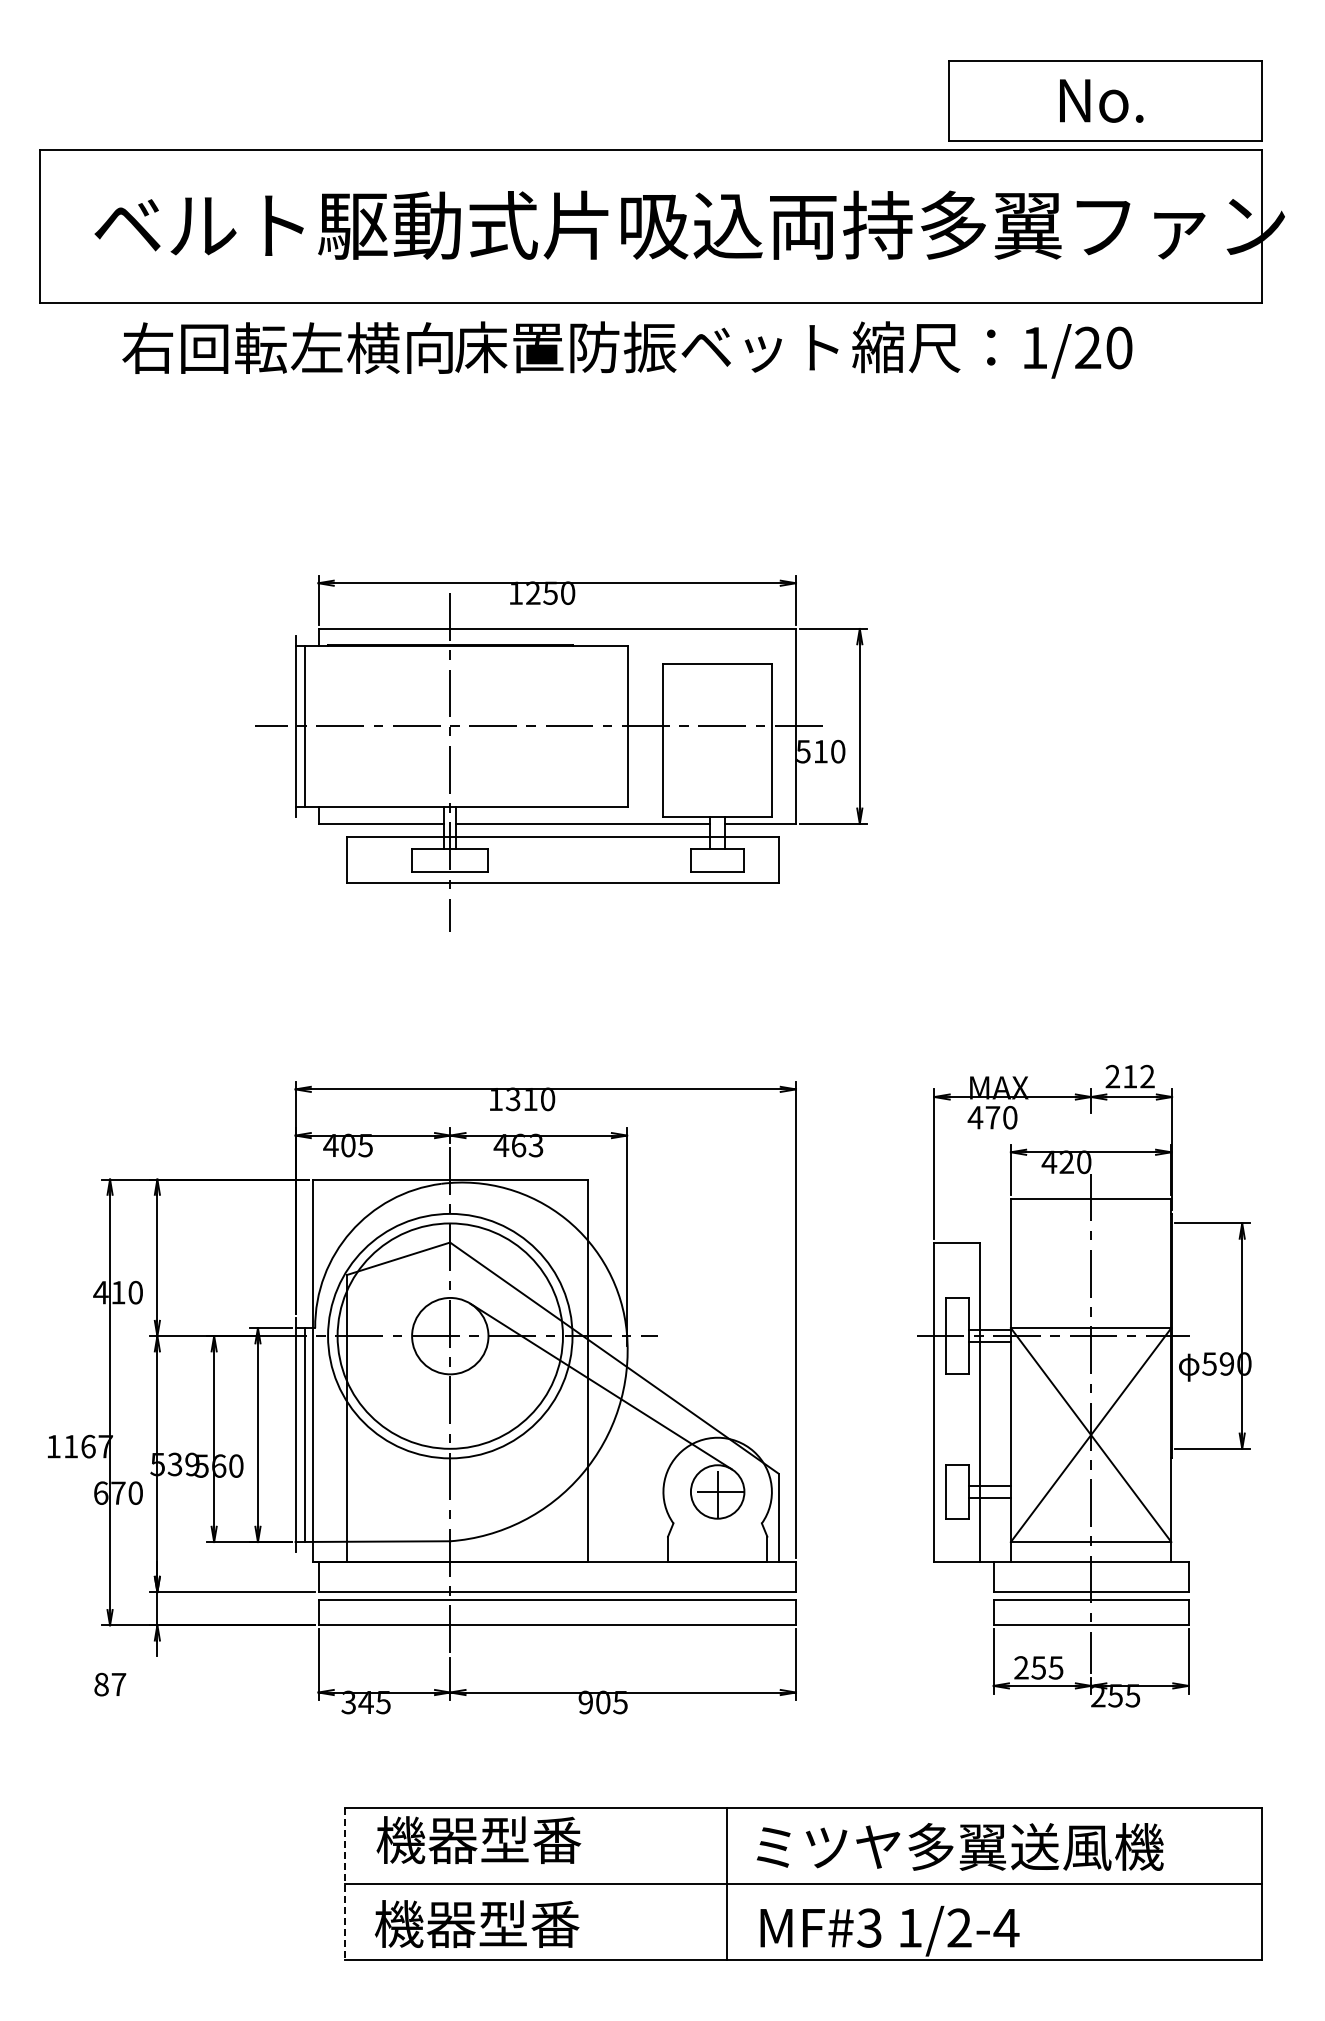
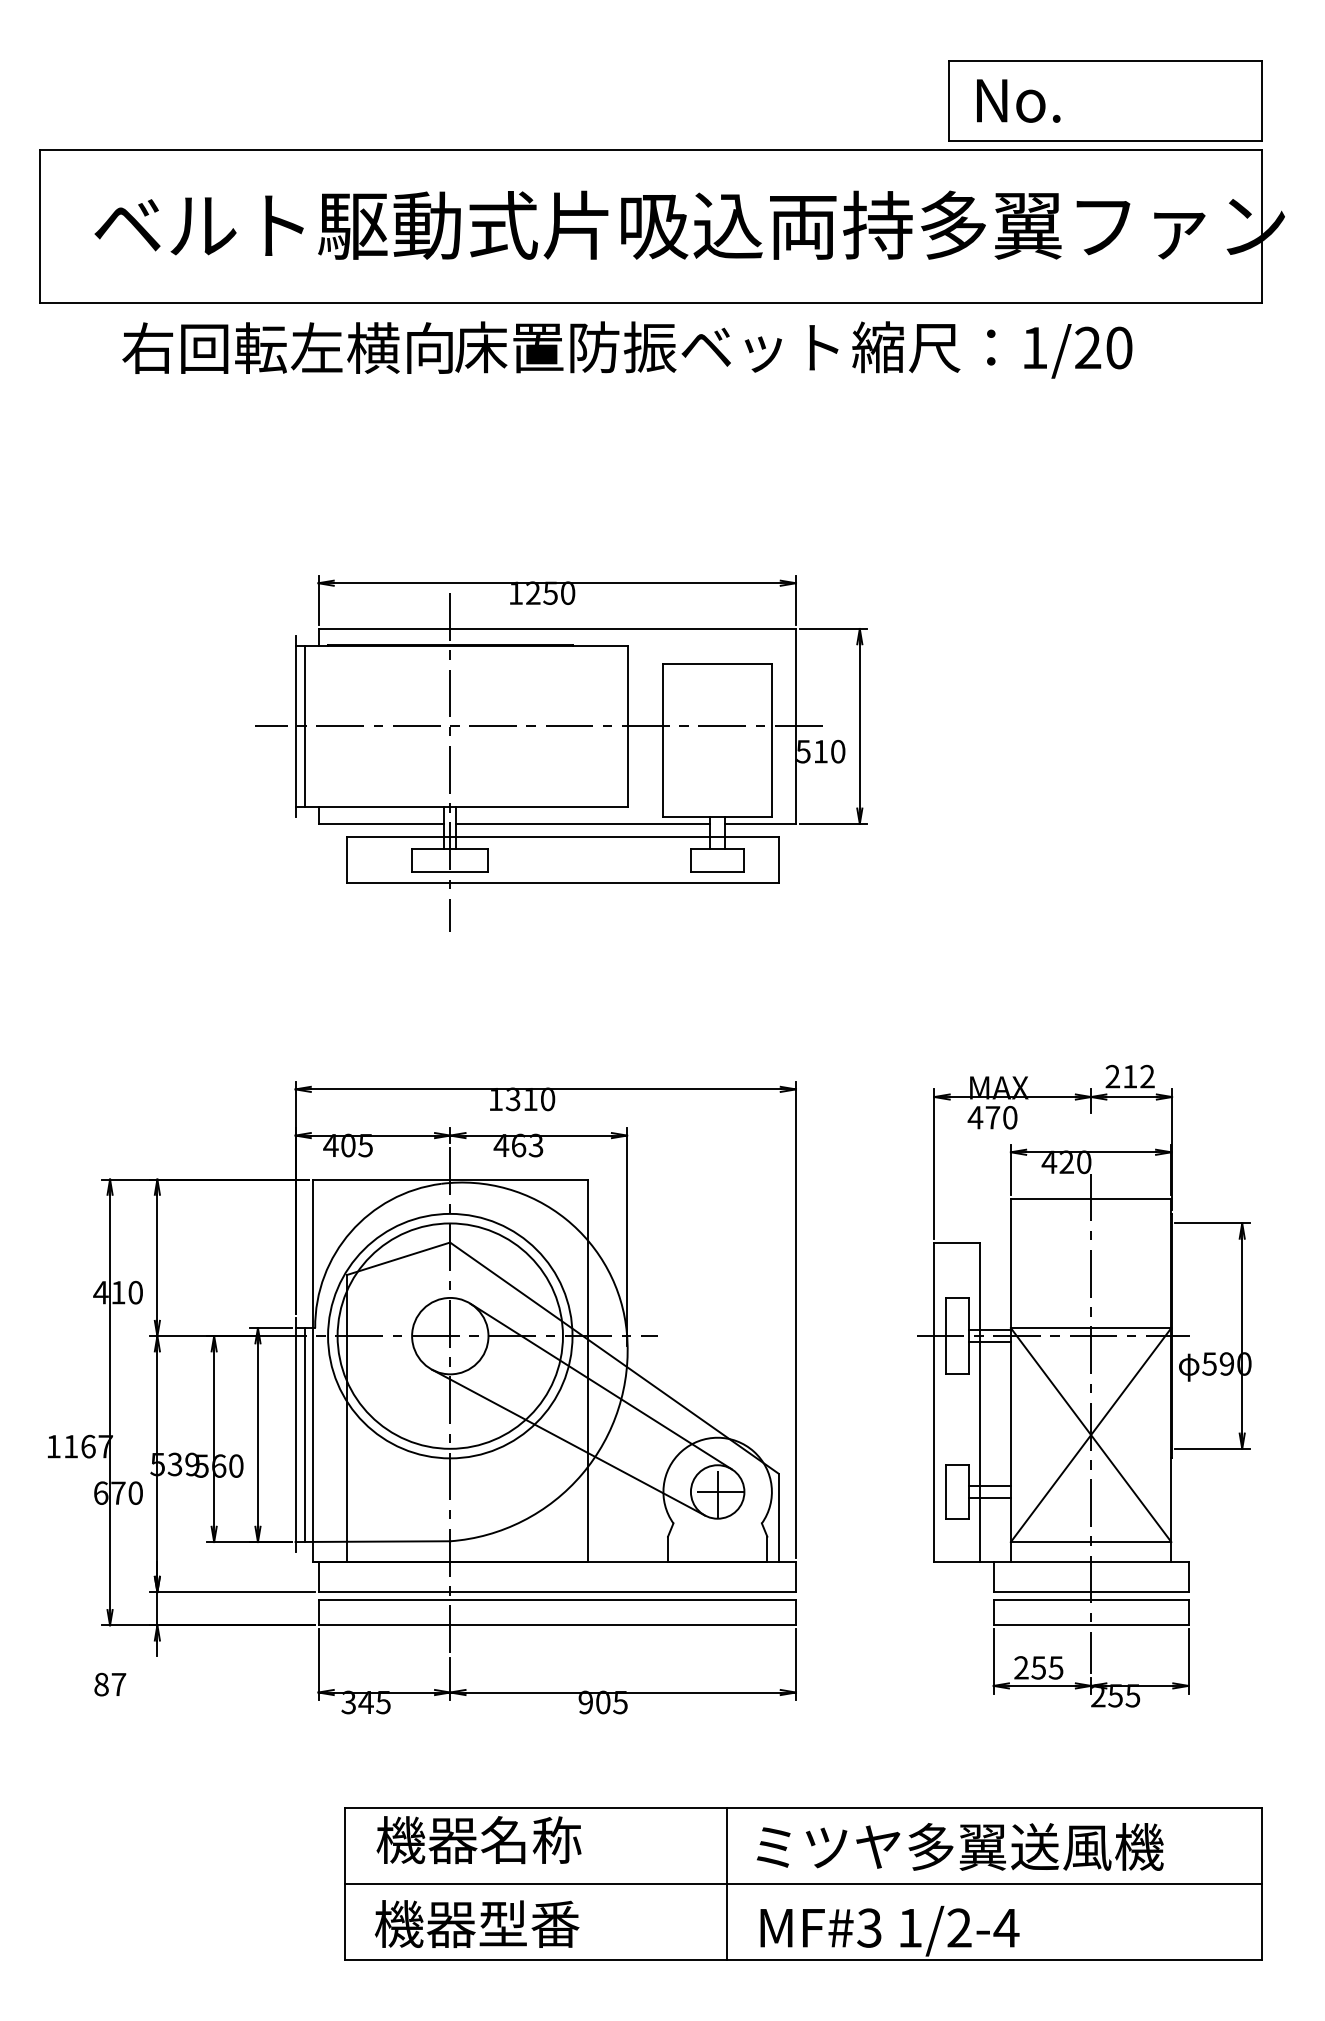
text position: (1101, 100) -> (1018, 100) (1018, 100)
line: none -> present (568, 1442)
text: 機器型番 -> 機器名称 (531, 1840)
line: dashed -> solid (345, 1884)
